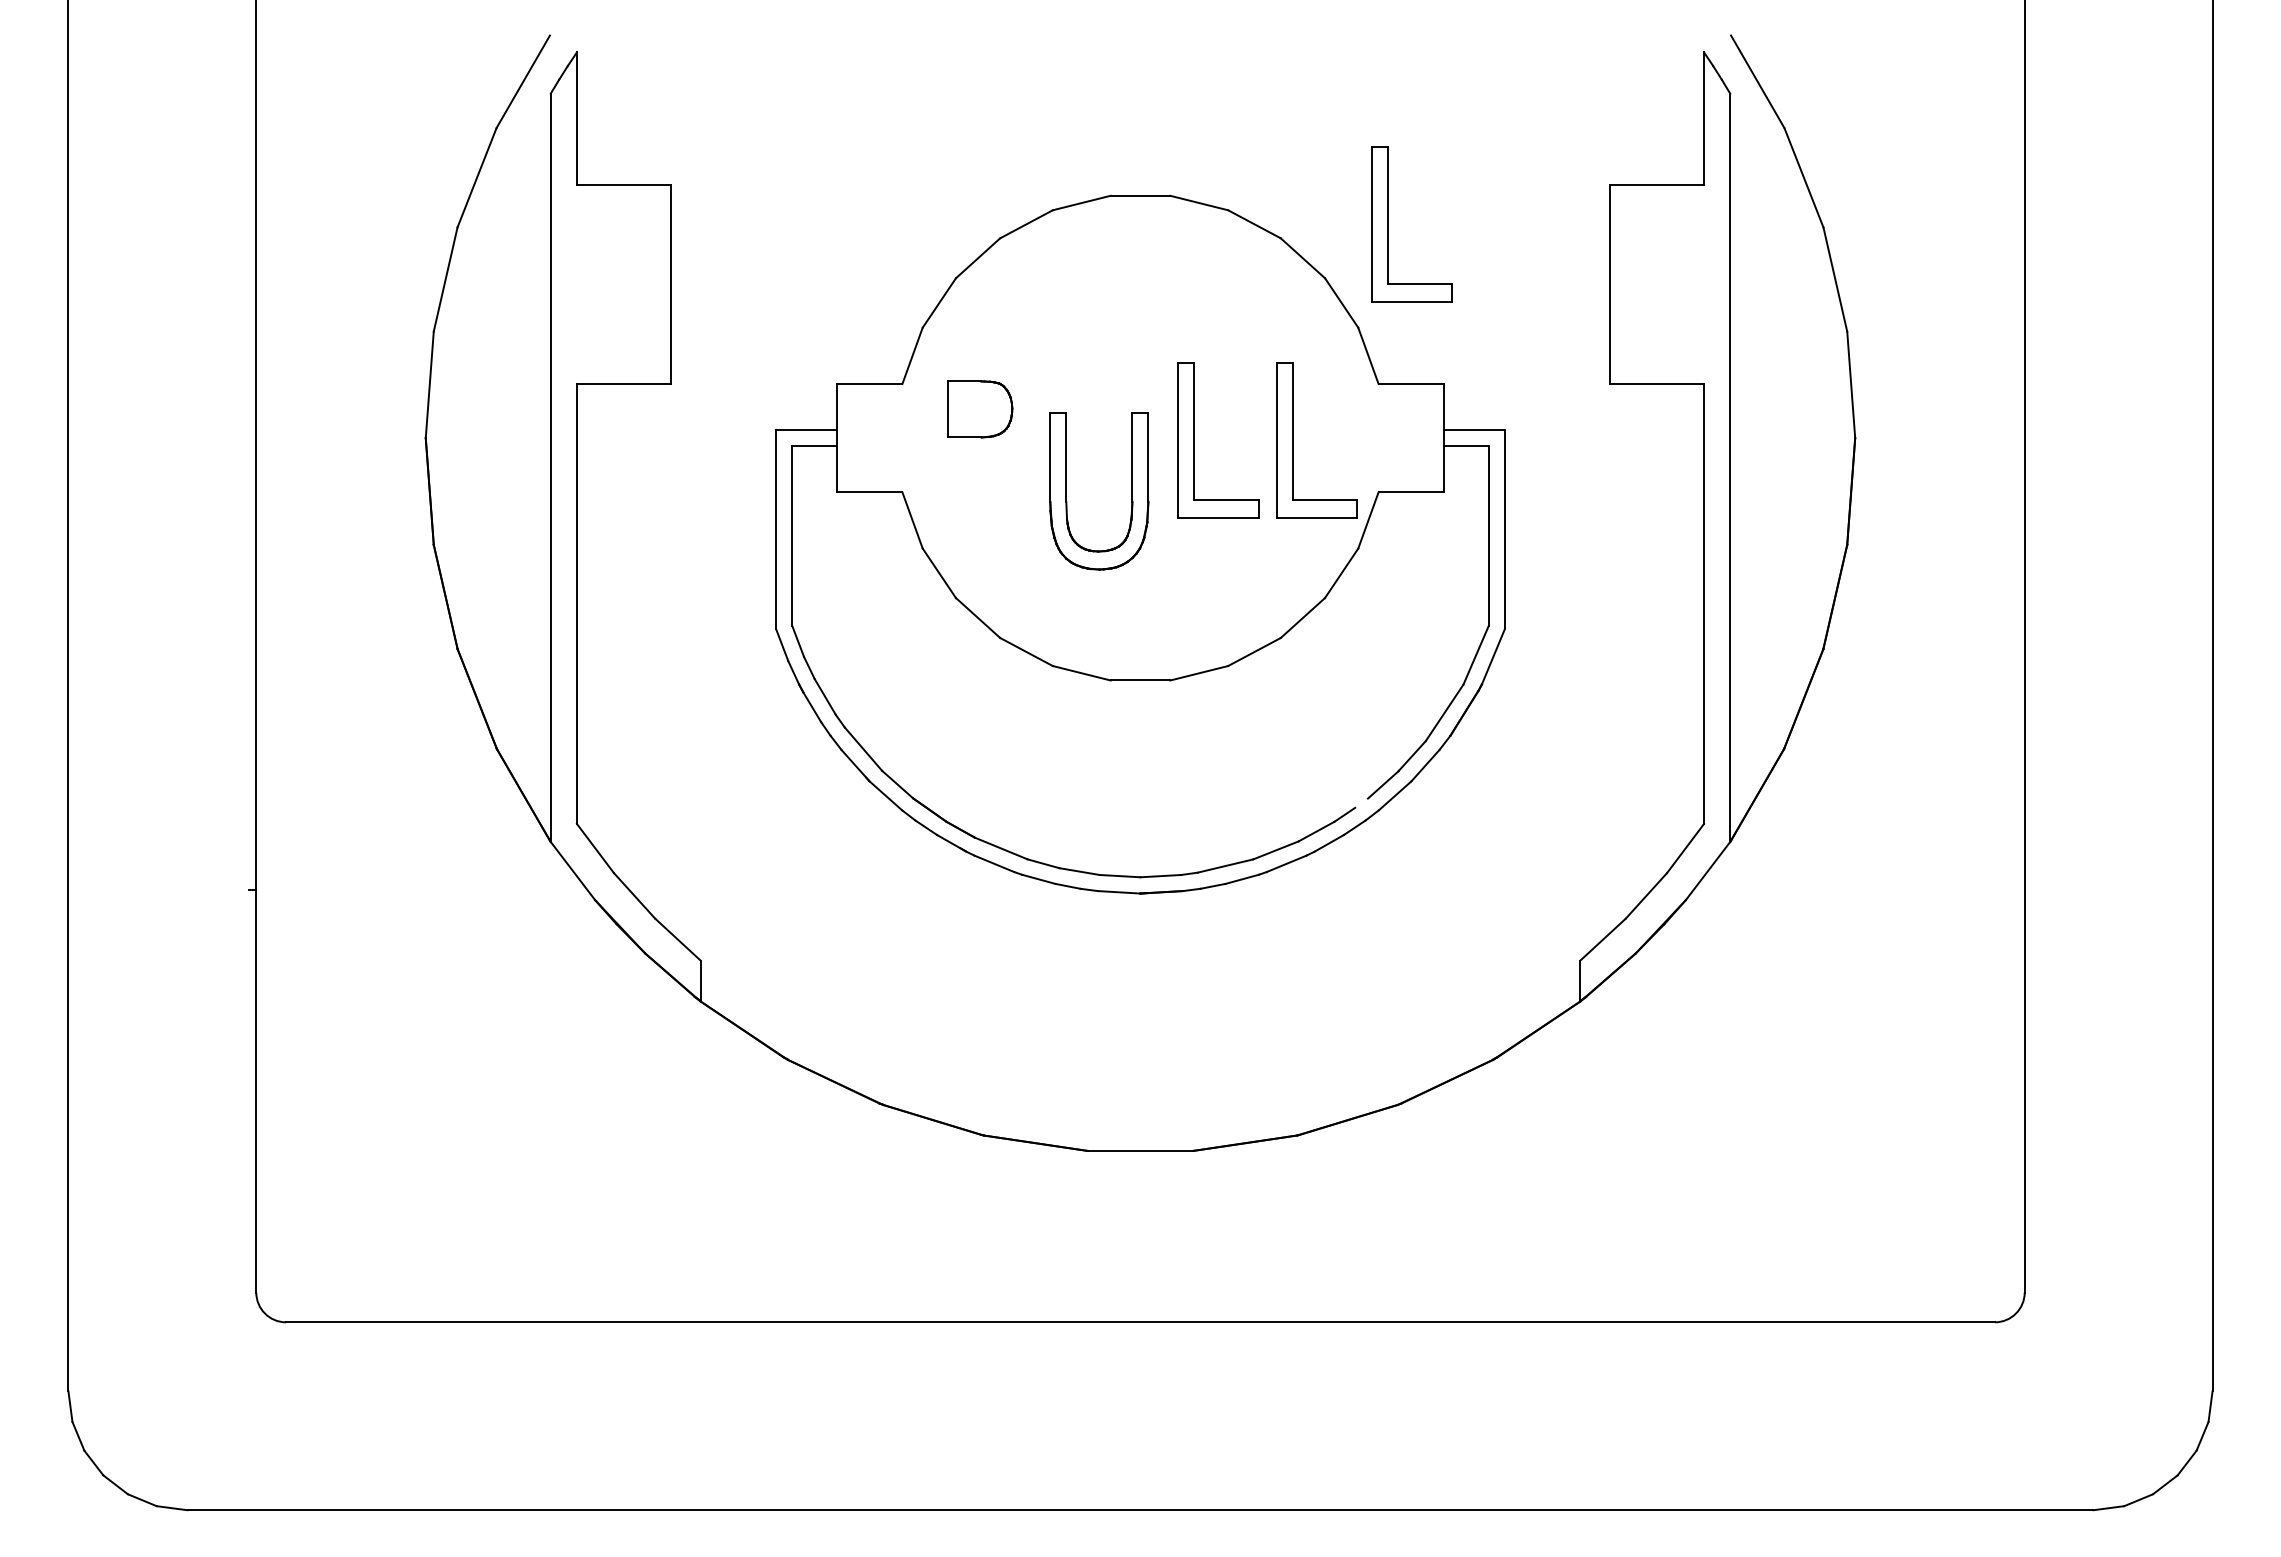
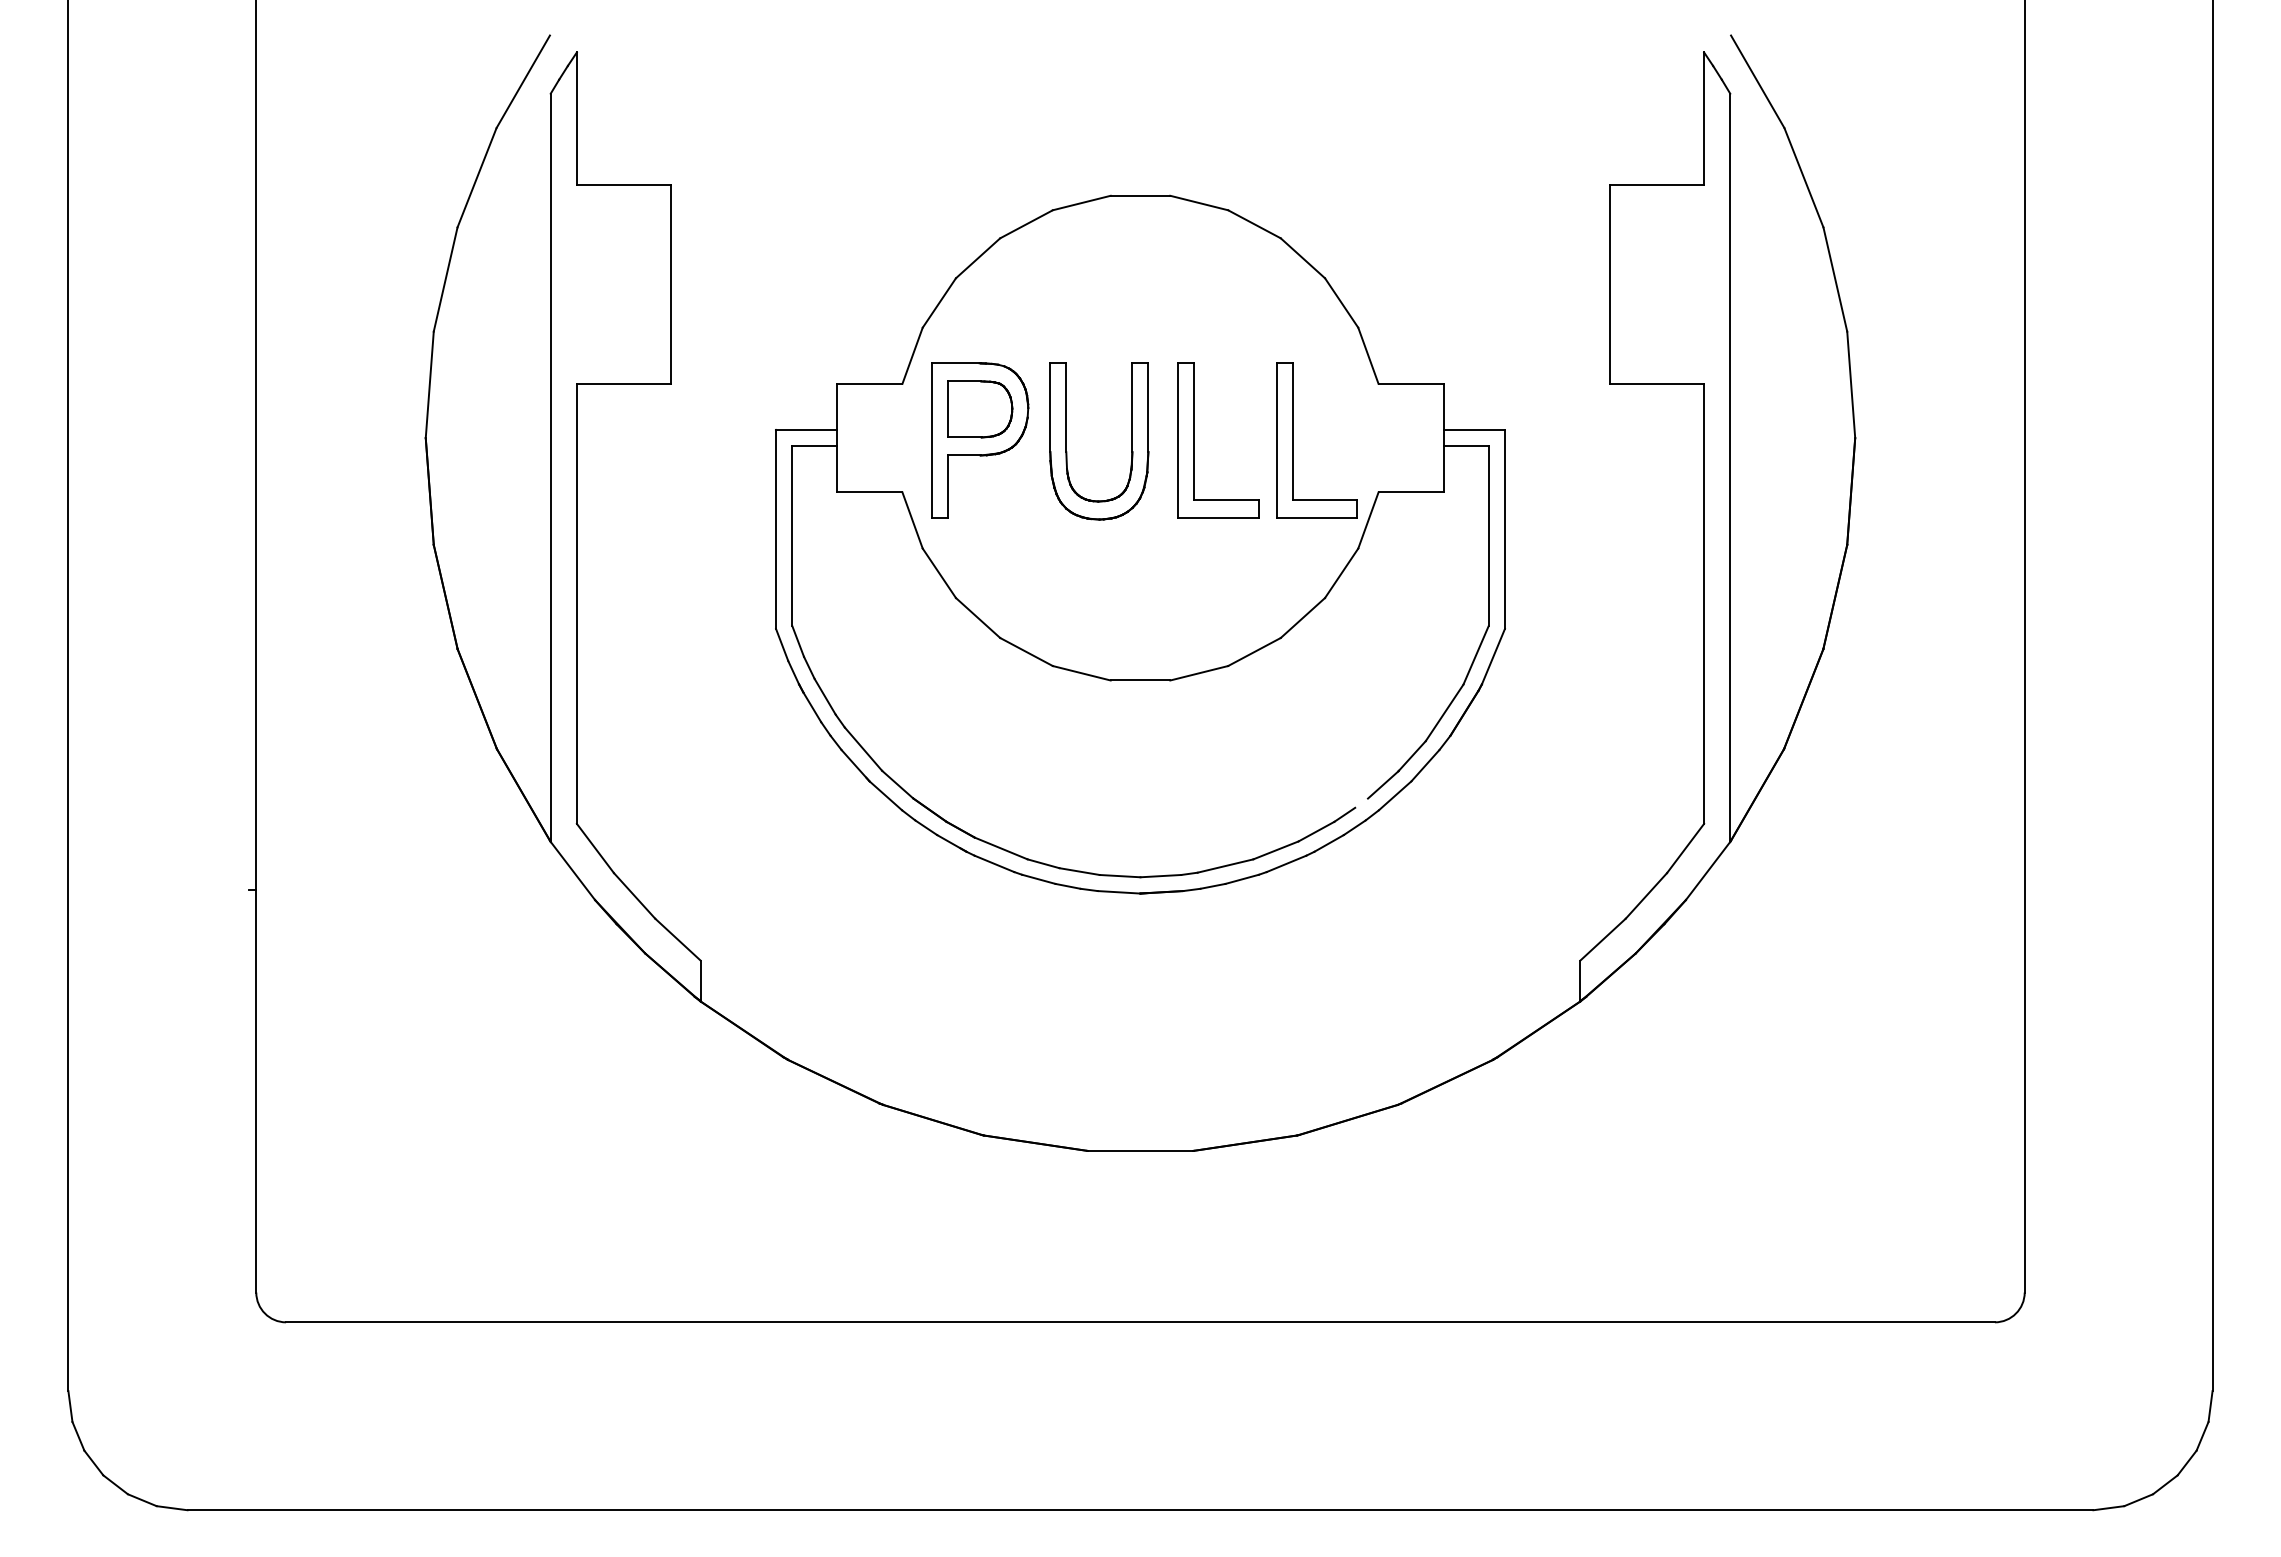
part: present -> none (1388, 224)
part: none -> present (980, 440)
part position: (1131, 491) -> (1131, 441) (1131, 441)
